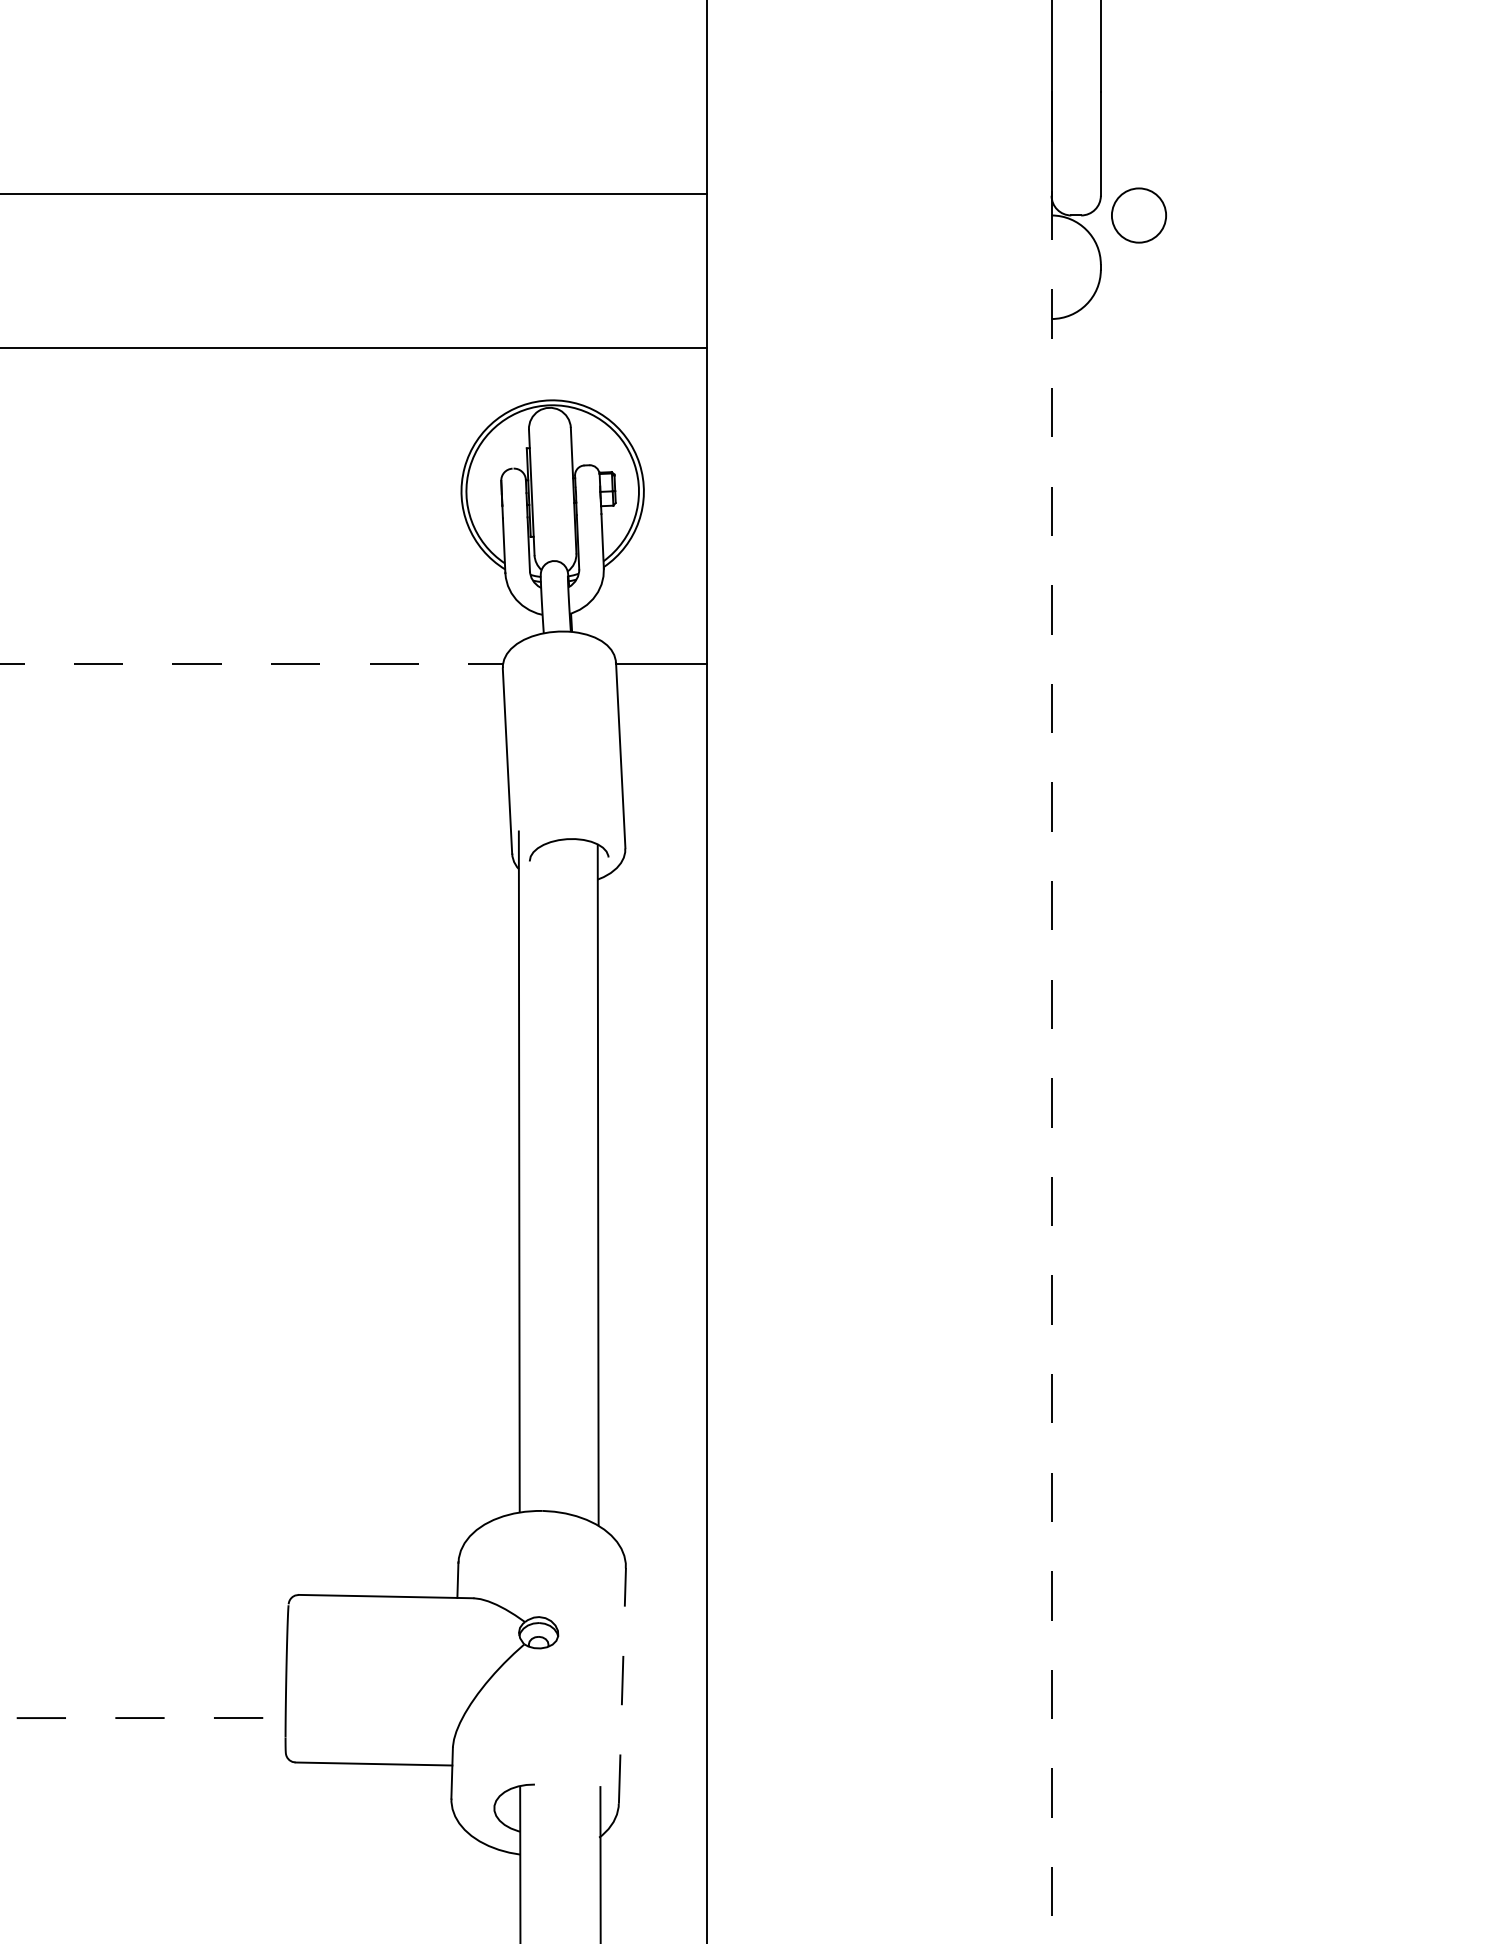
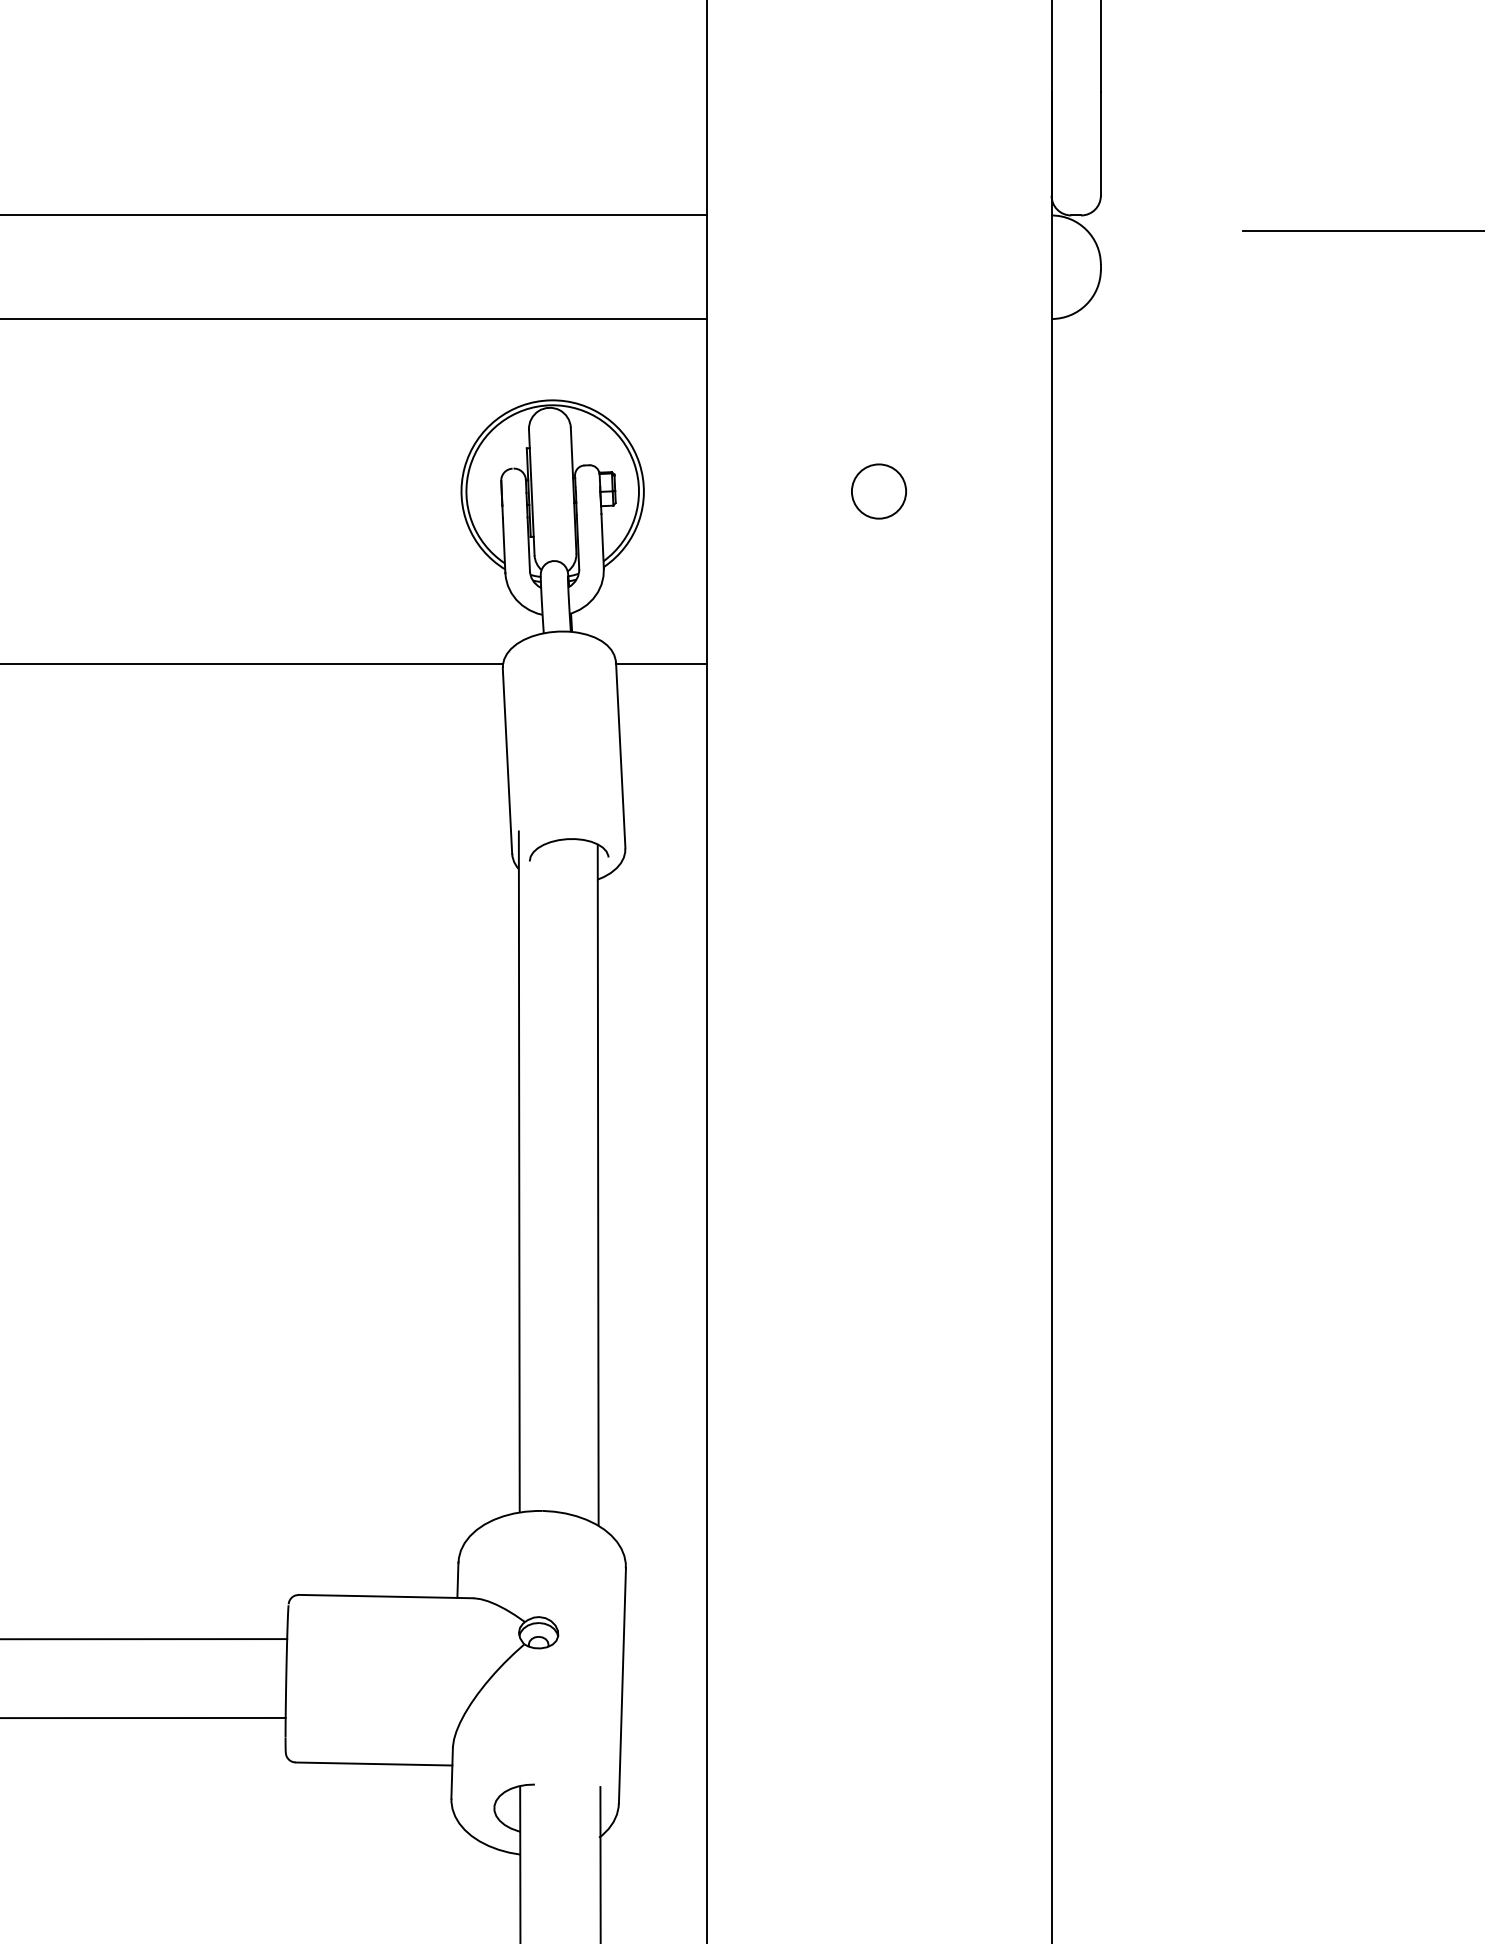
line position: (354, 194) -> (354, 215) (354, 215)
circle position: (1138, 215) -> (878, 491) (878, 491)
line: none -> present (1362, 231)
line position: (354, 348) -> (354, 319) (354, 319)
line: dashed -> solid (252, 664)
line: dashed -> solid (1051, 1018)
line: none -> present (144, 1639)
line: dashed -> solid (622, 1685)
line: dashed -> solid (143, 1718)
